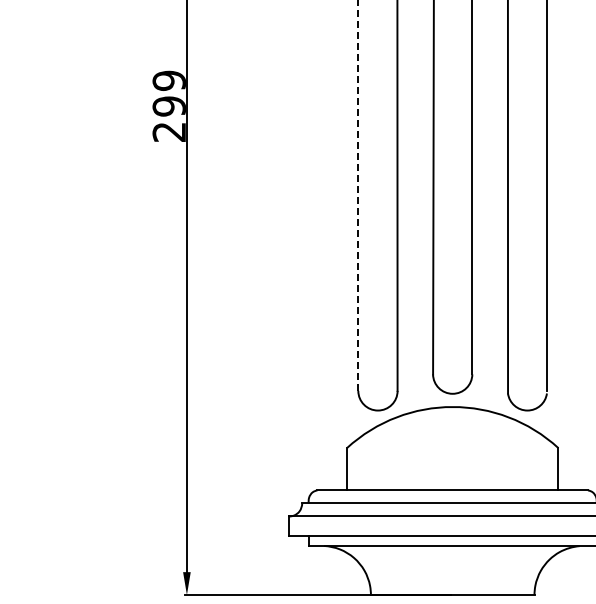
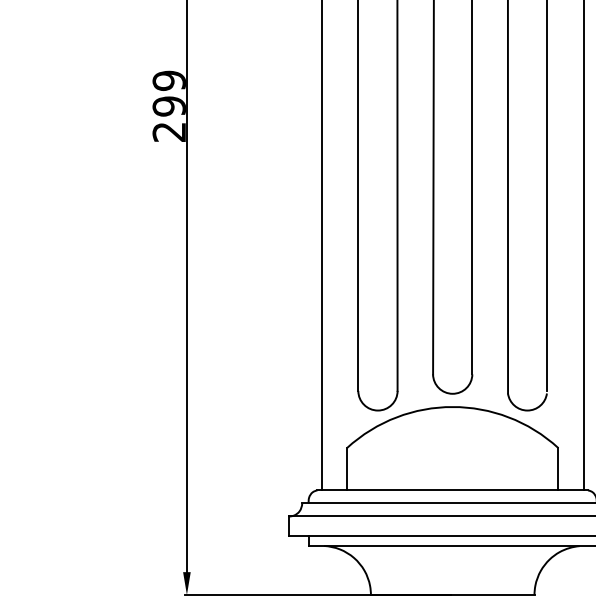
line: dashed -> solid (358, 195)
line: none -> present (321, 246)
line: none -> present (583, 246)
